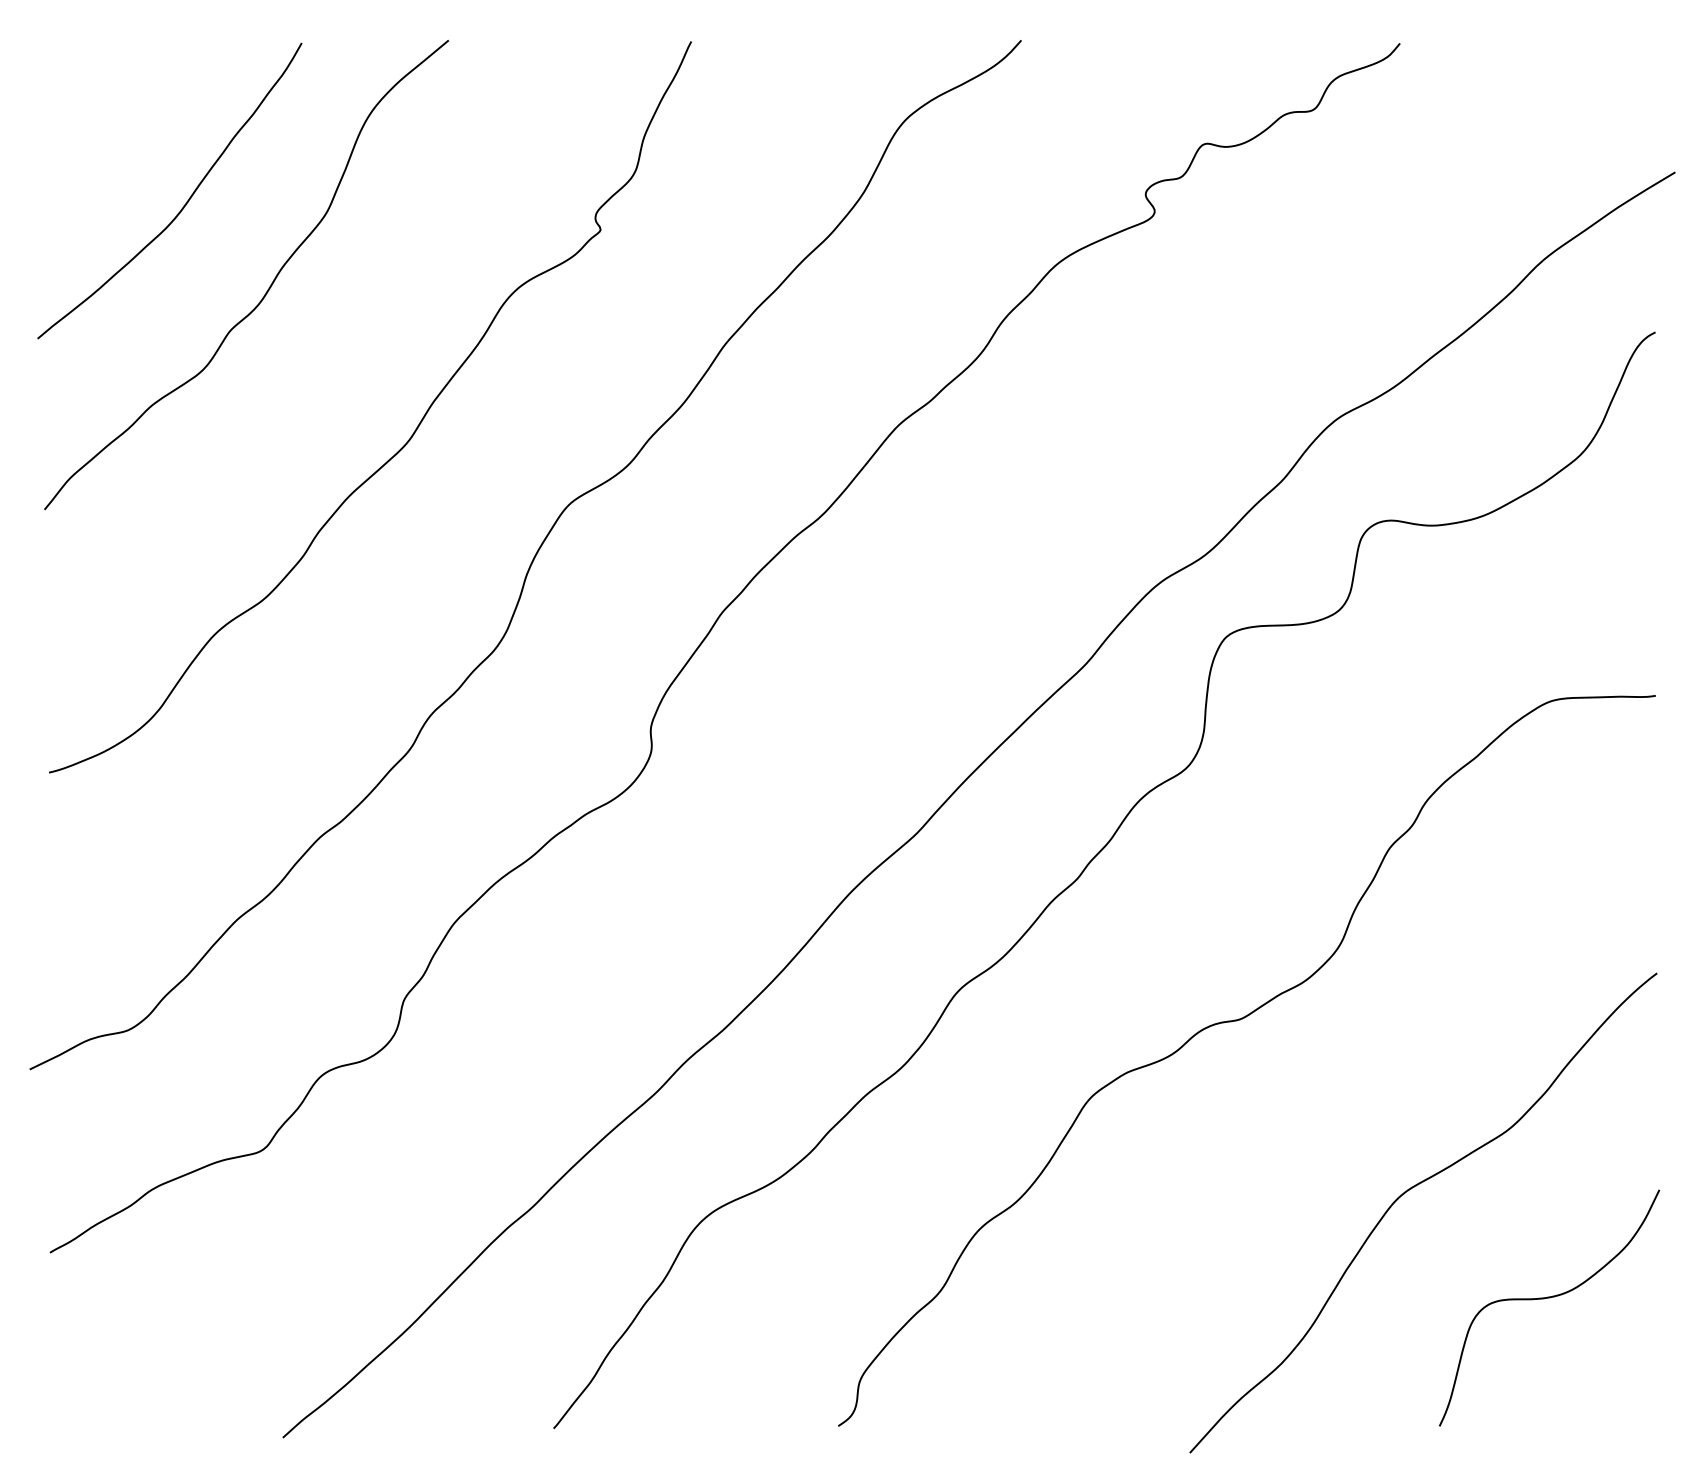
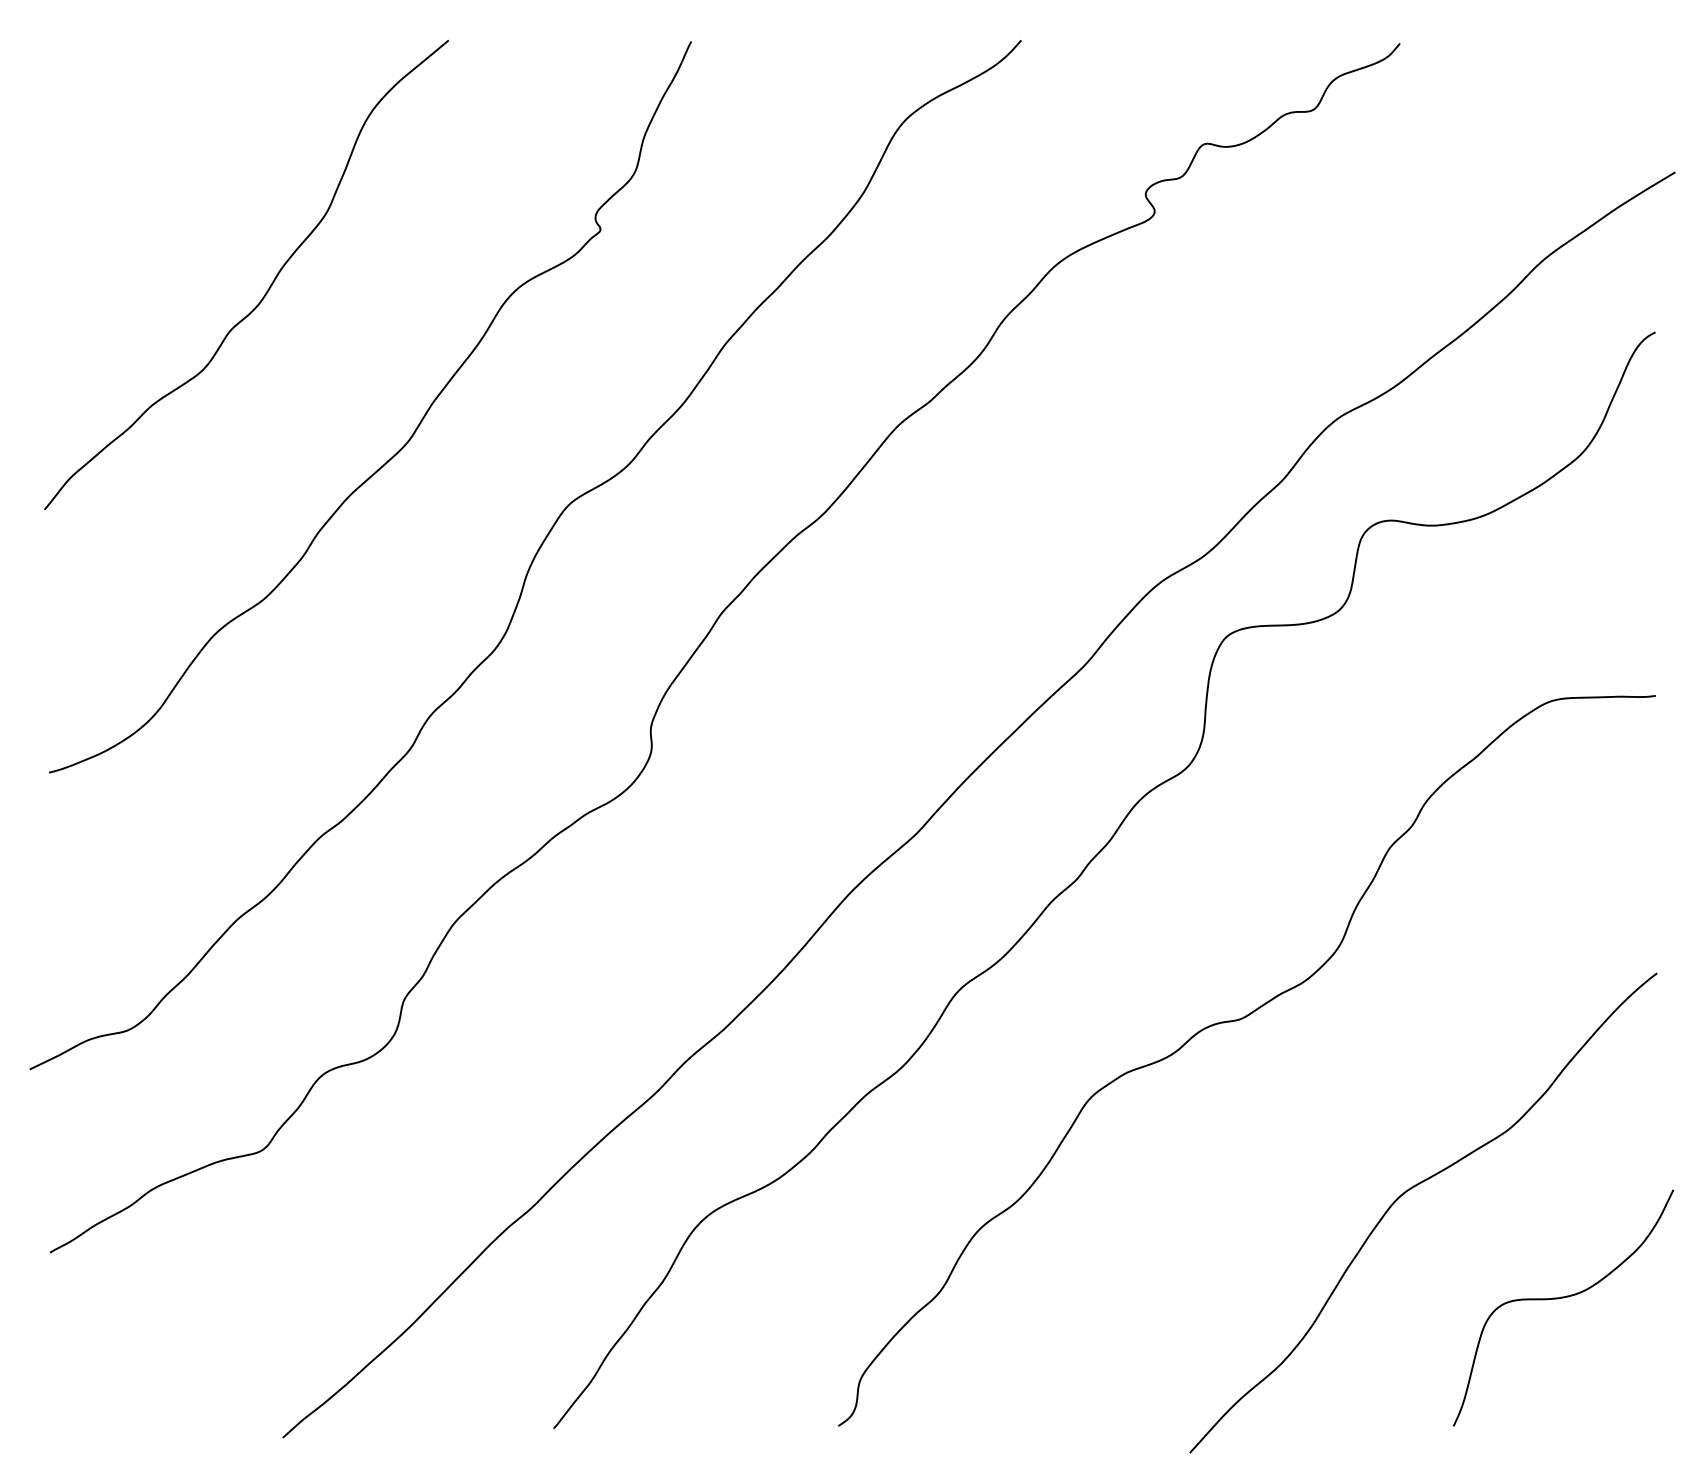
curve: present -> none (186, 201)
curve position: (1549, 1298) -> (1563, 1298) (1563, 1298)
